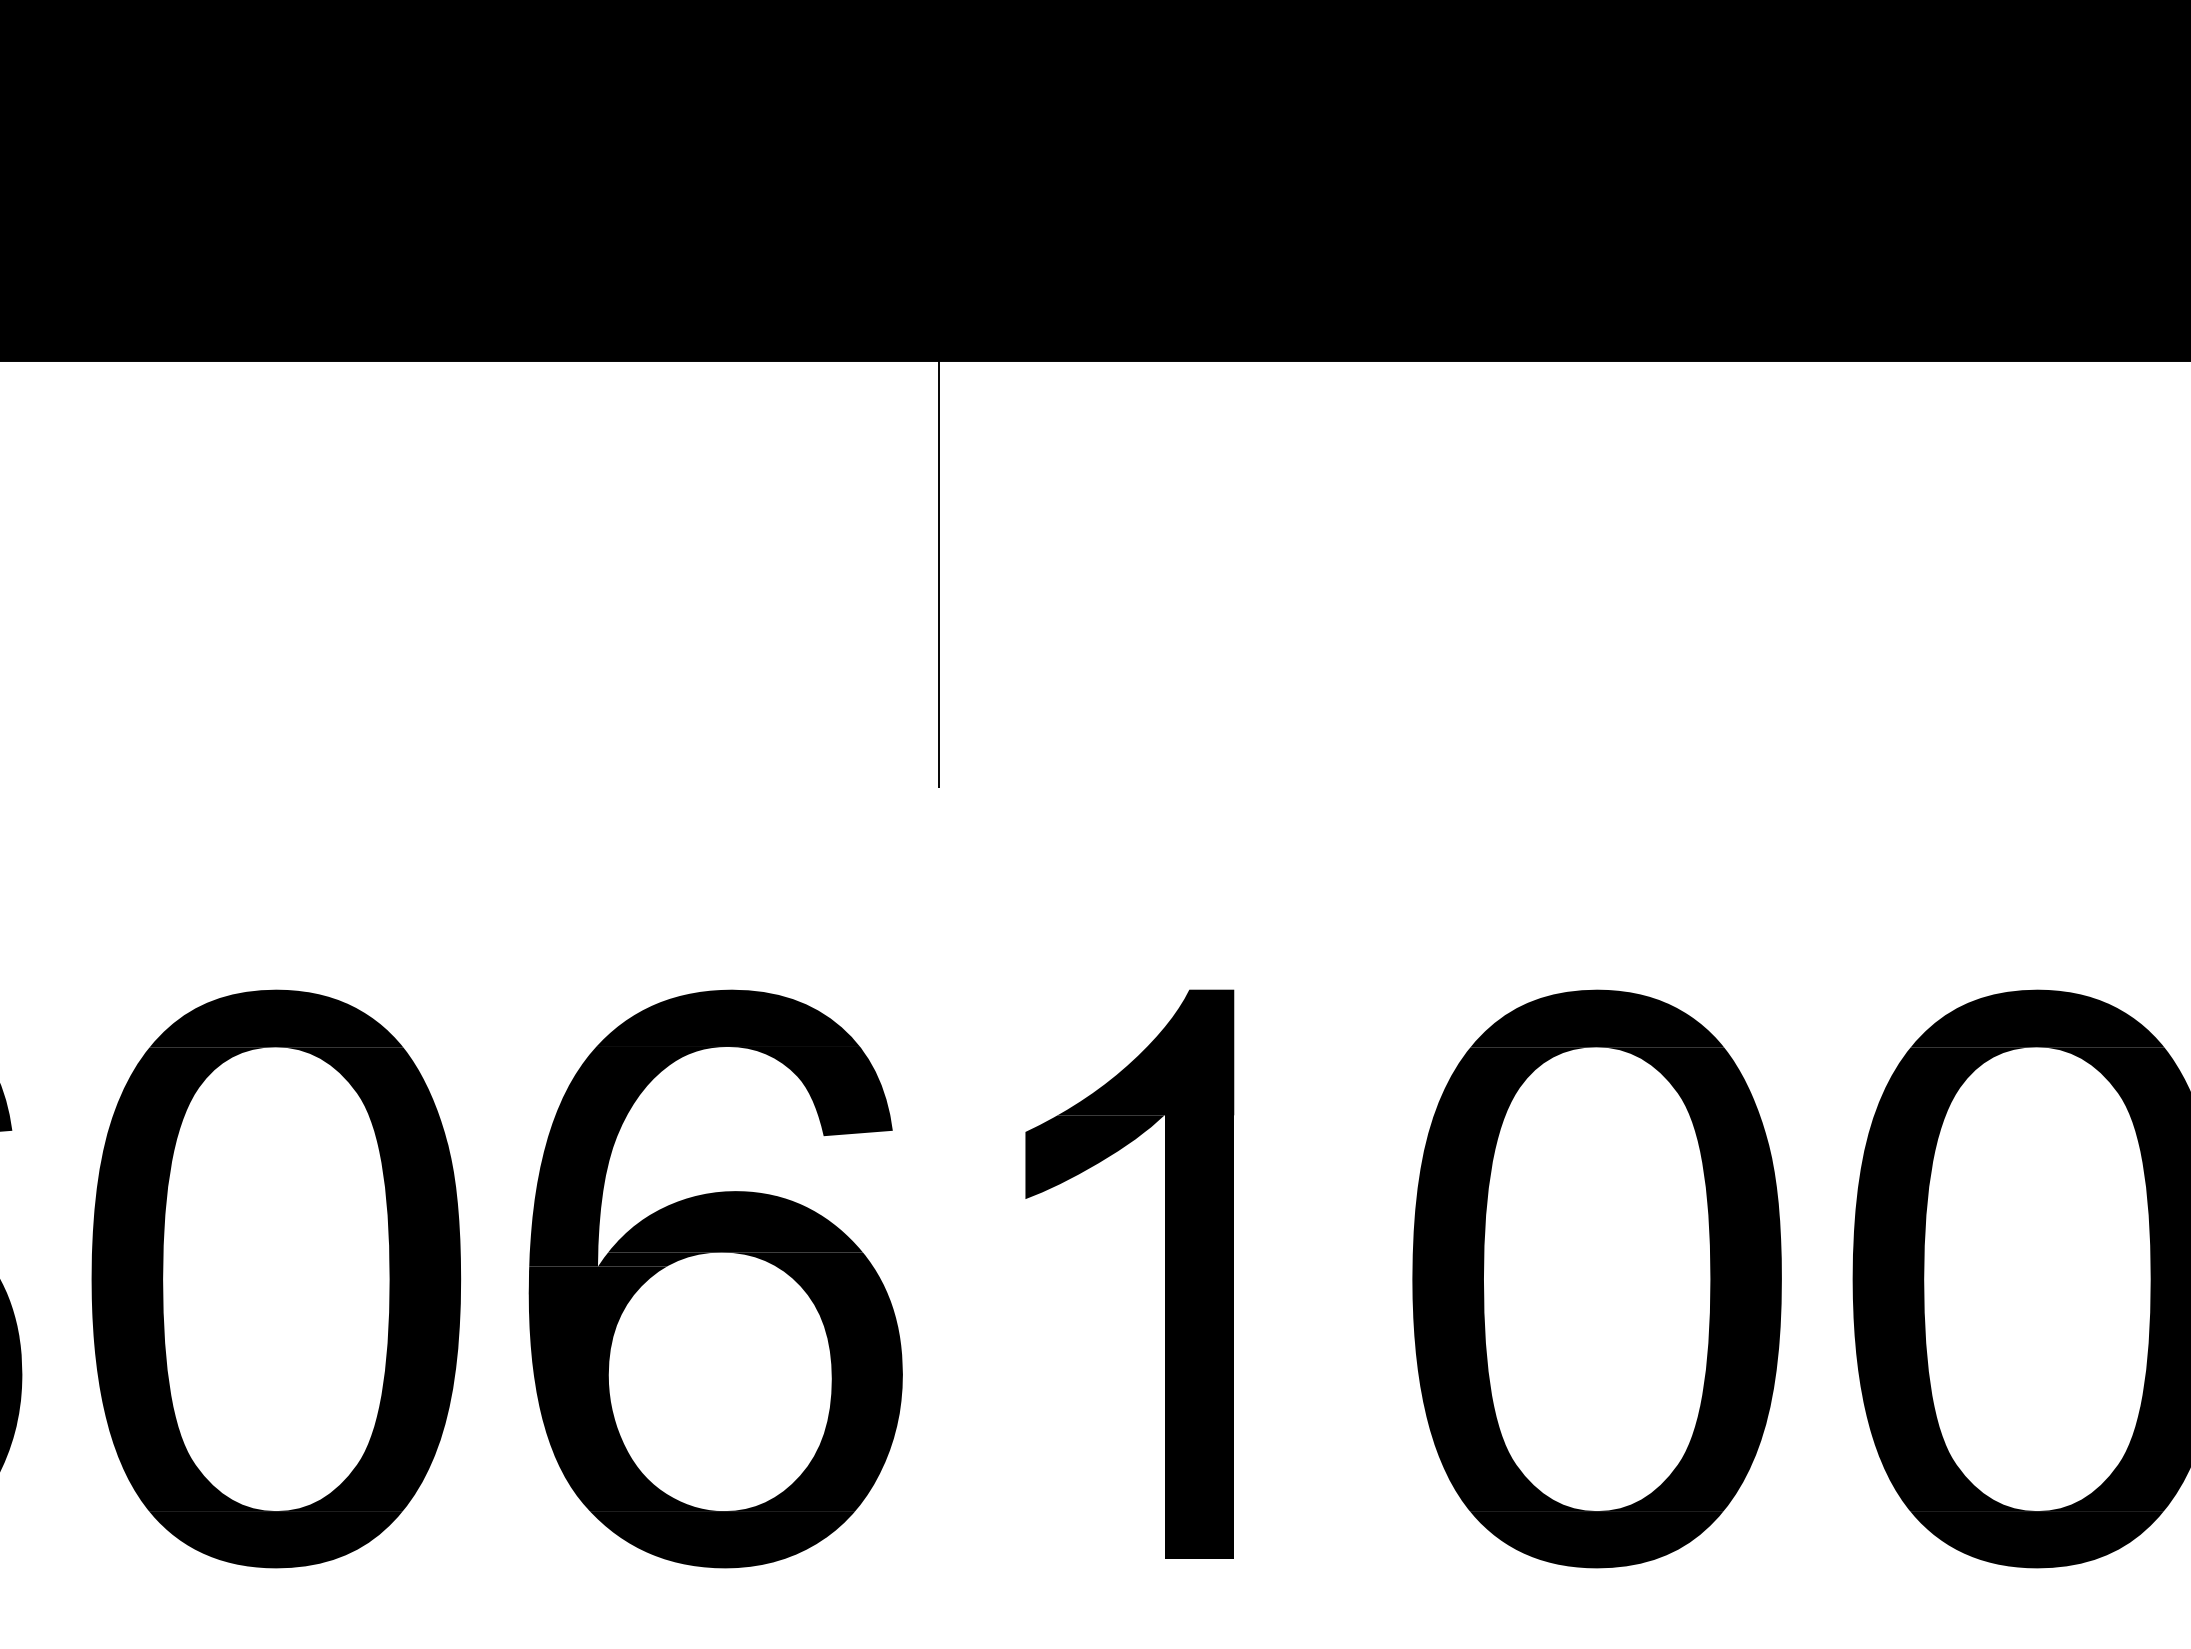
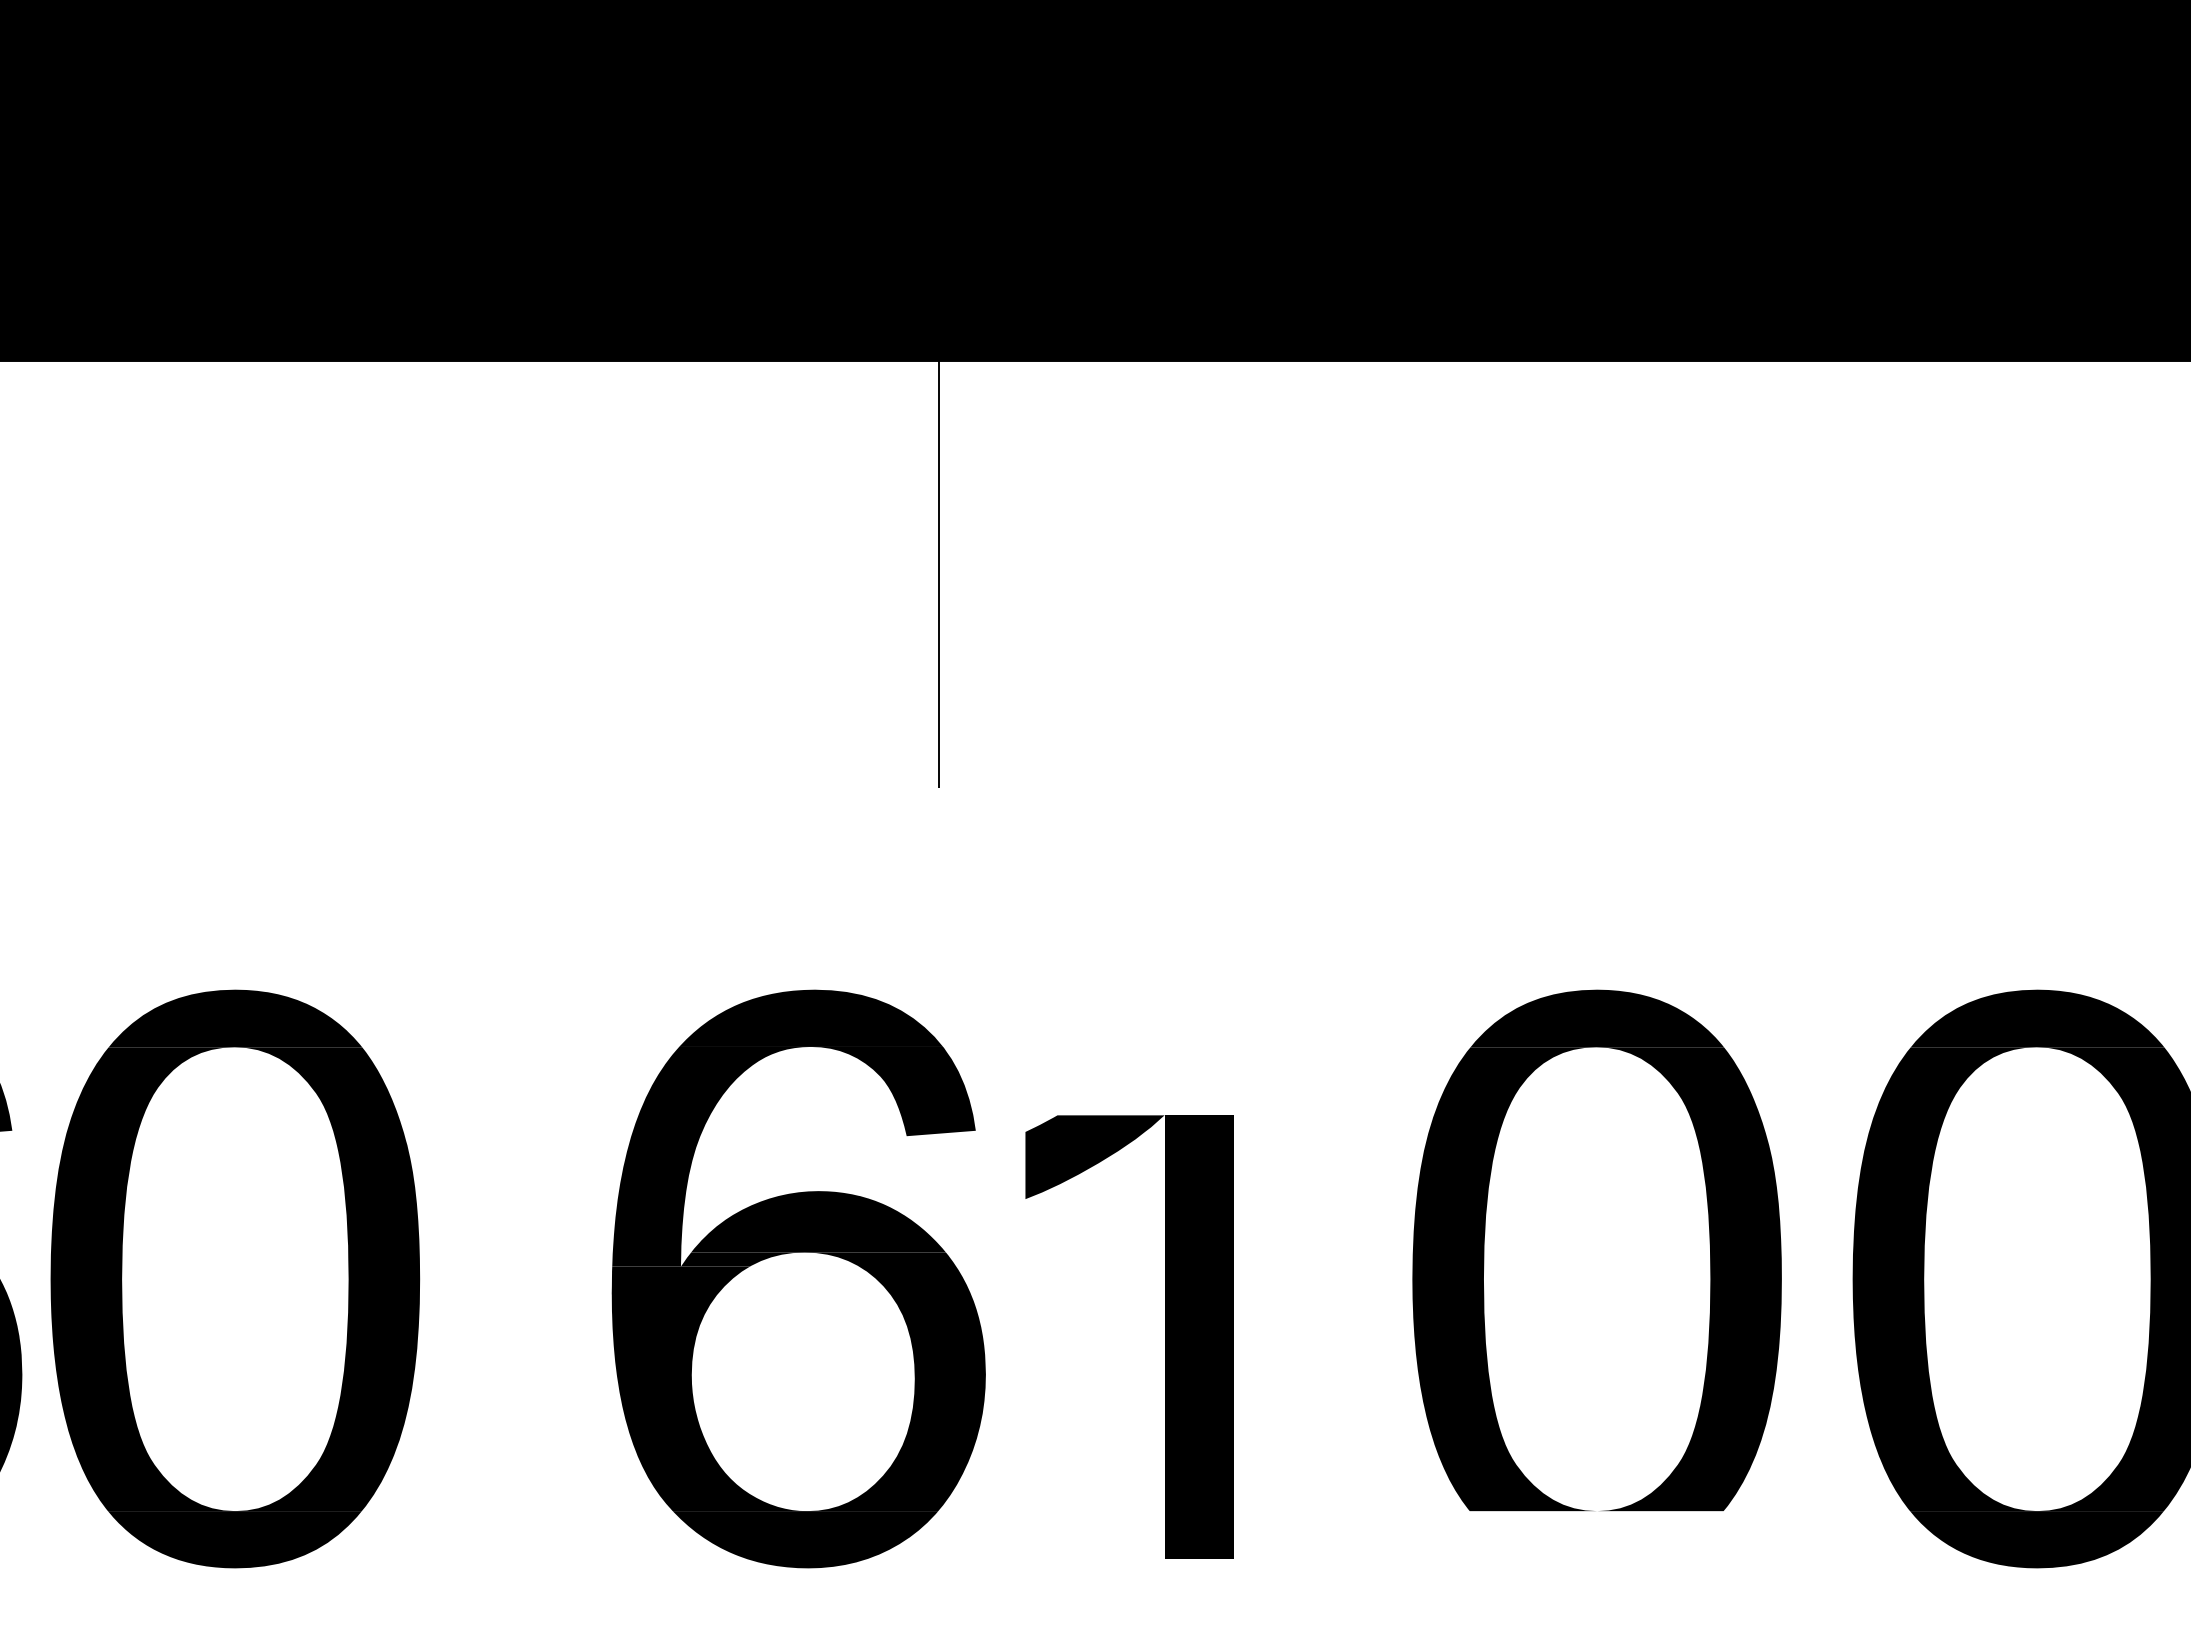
fill: present -> none (1145, 1052)
part position: (276, 1278) -> (235, 1278) (235, 1278)
part position: (715, 1278) -> (798, 1278) (798, 1278)
fill: present -> none (1596, 1539)
